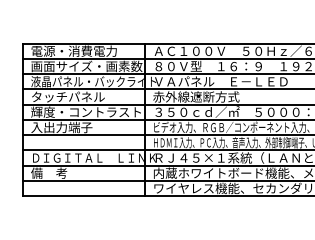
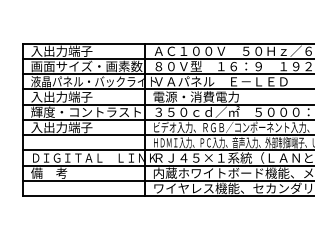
text: 電源・消費電力 -> 入出力端子 (73, 50)
text: タッチパネル -> 入出力端子 (67, 96)
text: 赤外線遮断方式 -> 電源・消費電力 (196, 96)
